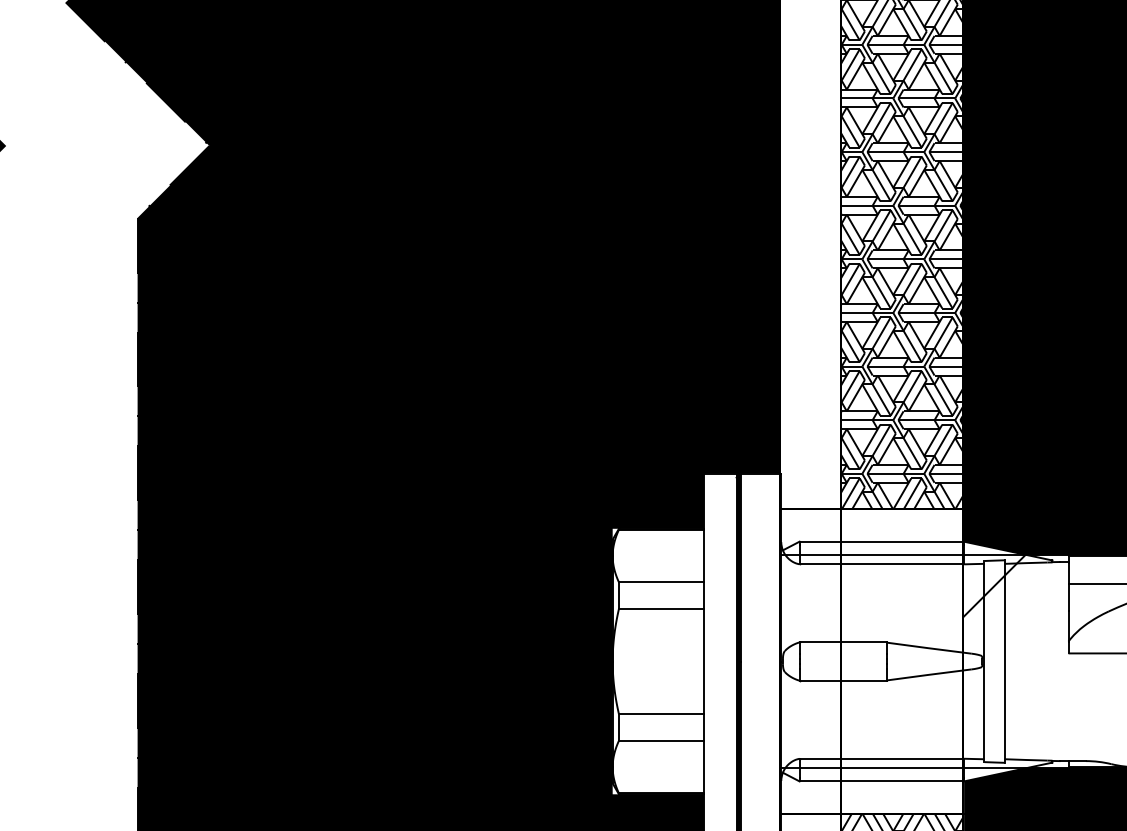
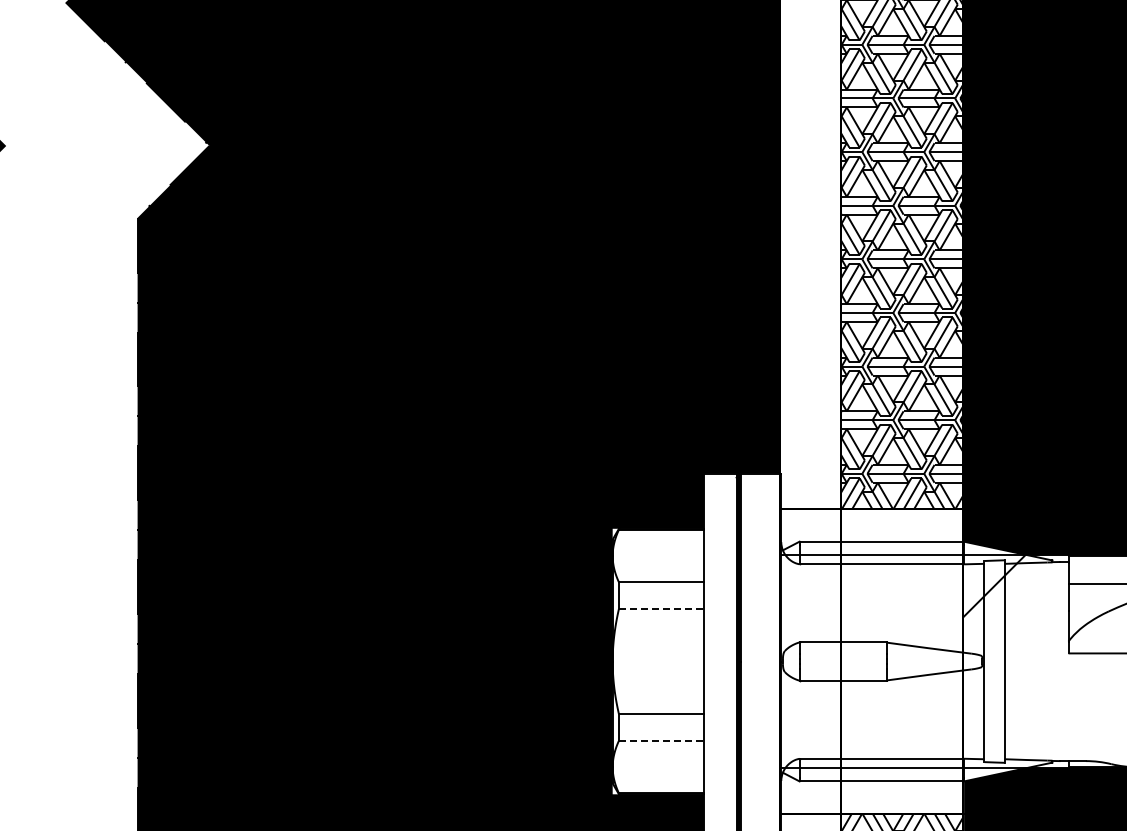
line: solid -> dashed (661, 608)
line: solid -> dashed (661, 740)
